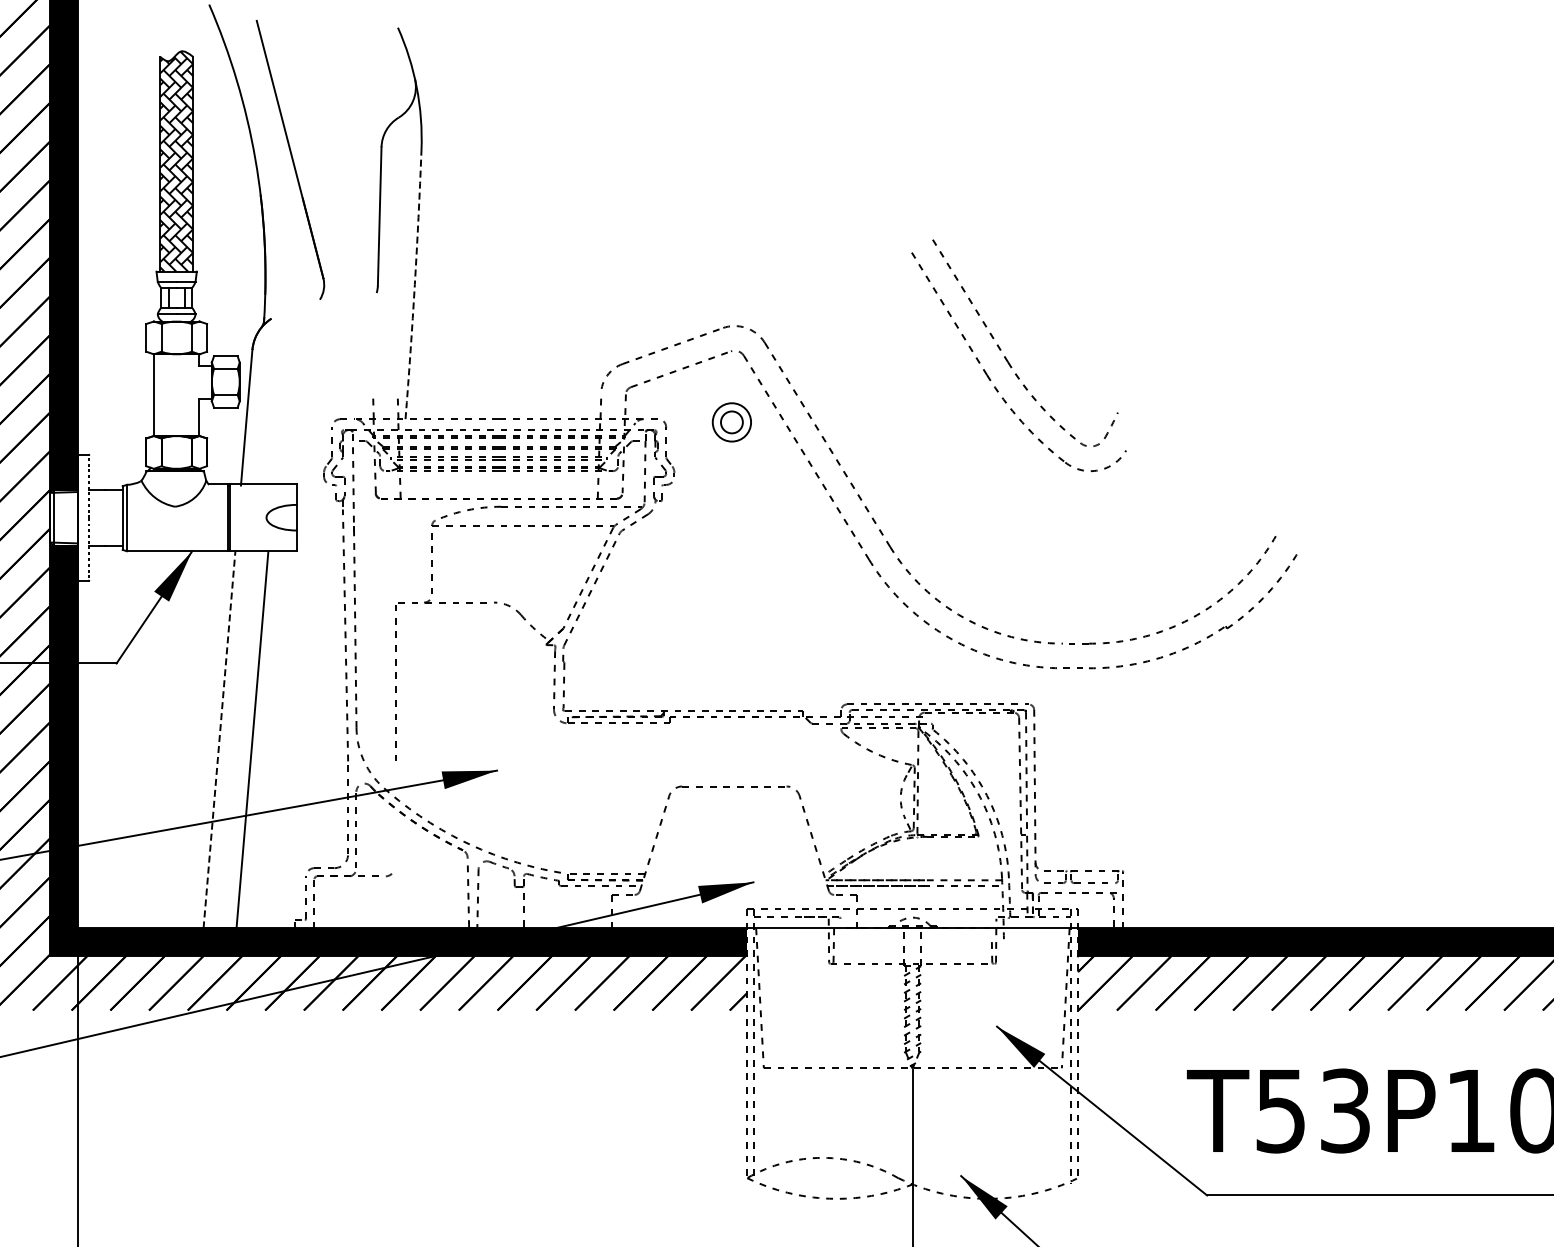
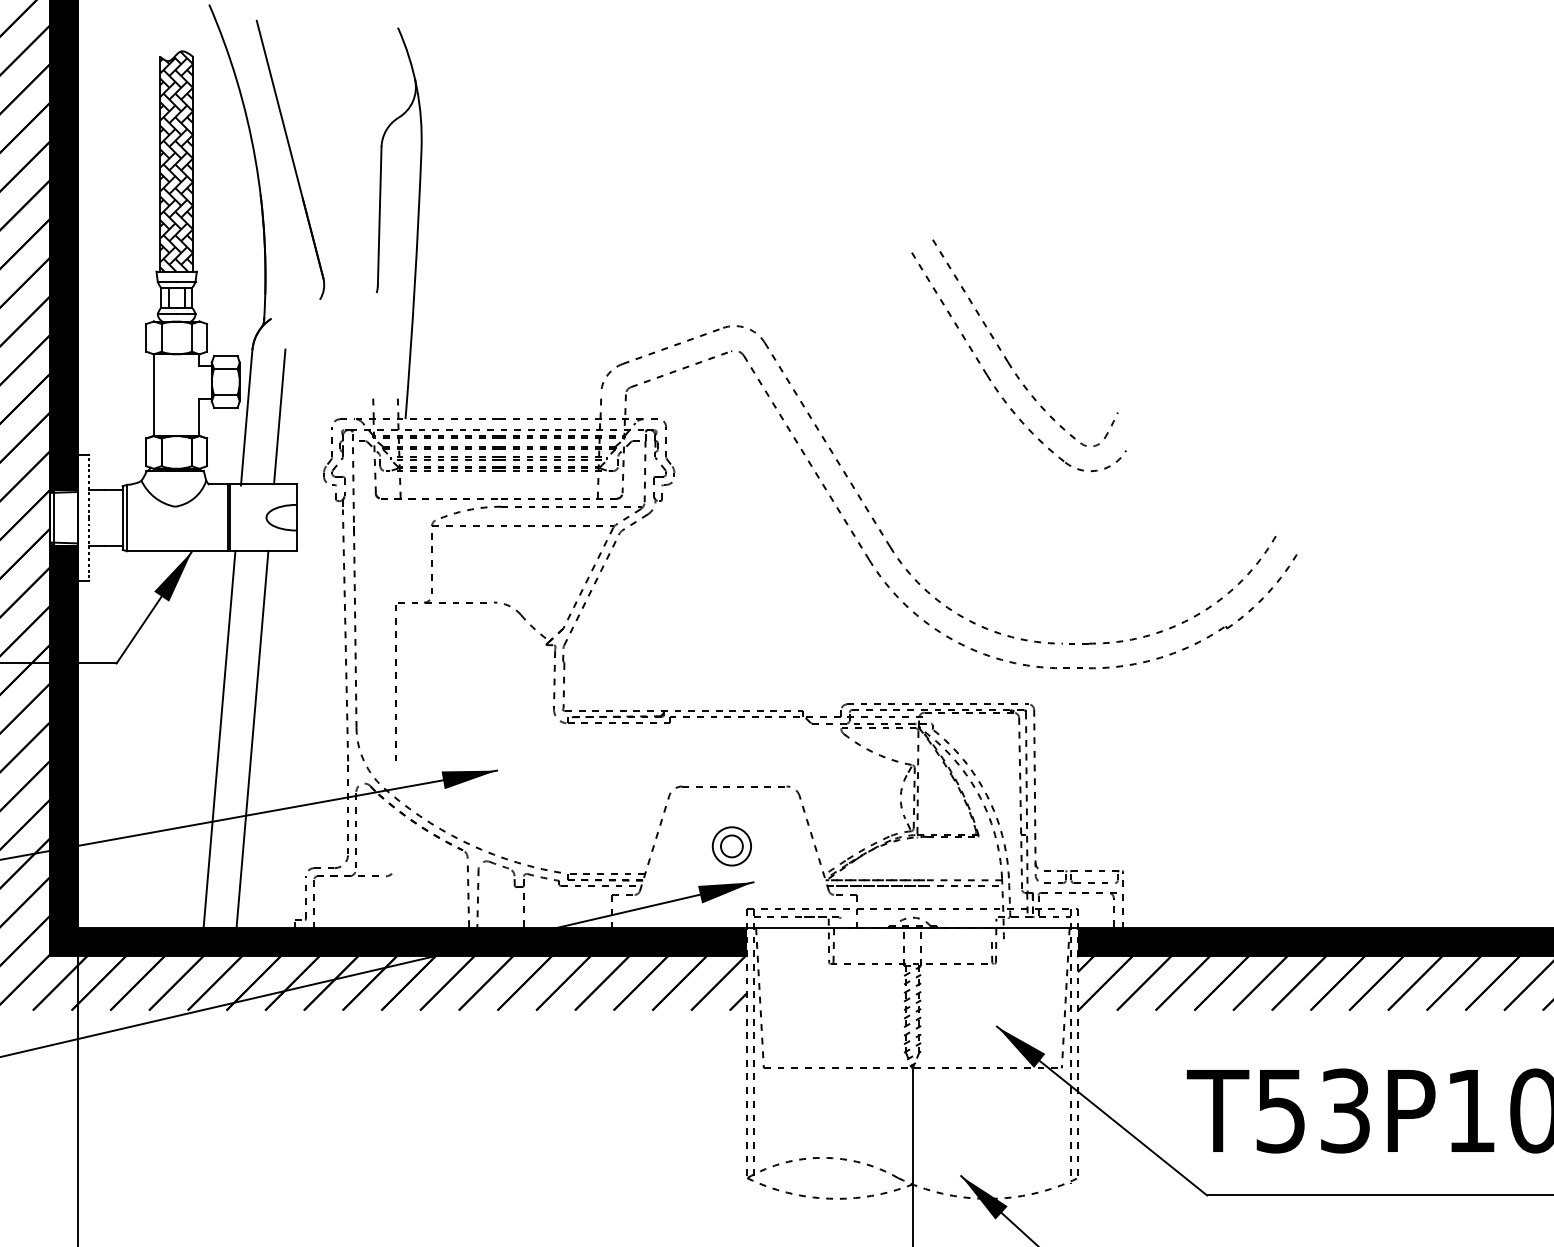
arc: dashed -> solid (414, 284)
line: none -> present (279, 416)
part position: (731, 422) -> (731, 846) (731, 846)
line: dashed -> solid (219, 739)
